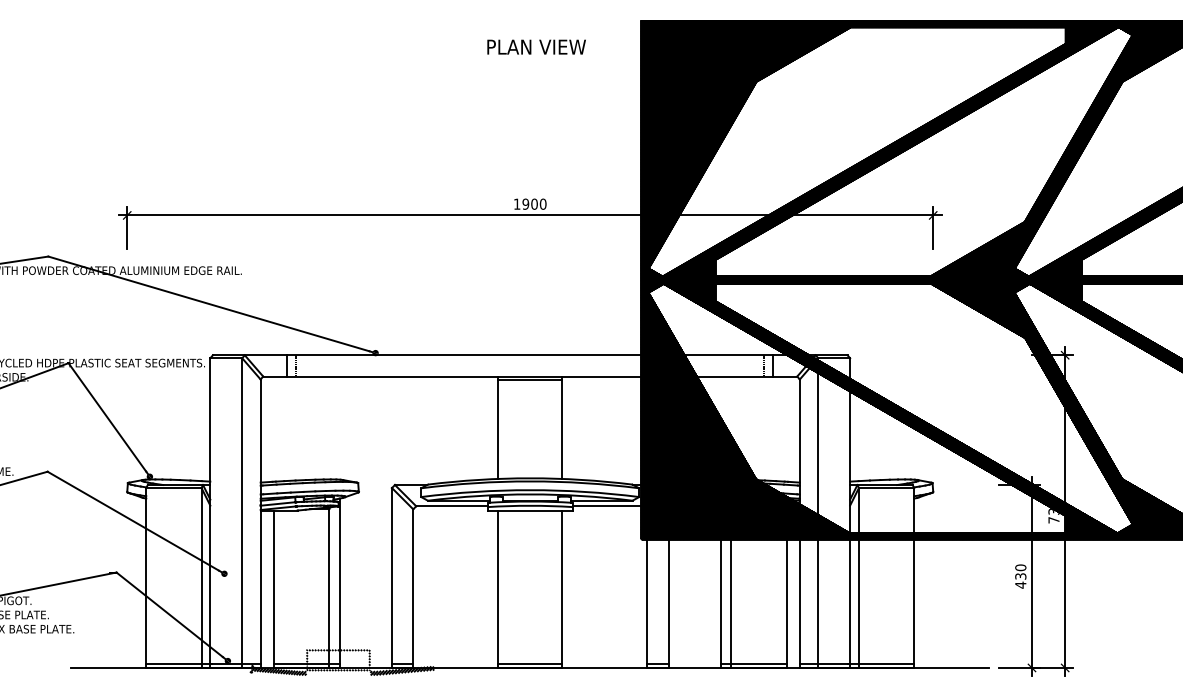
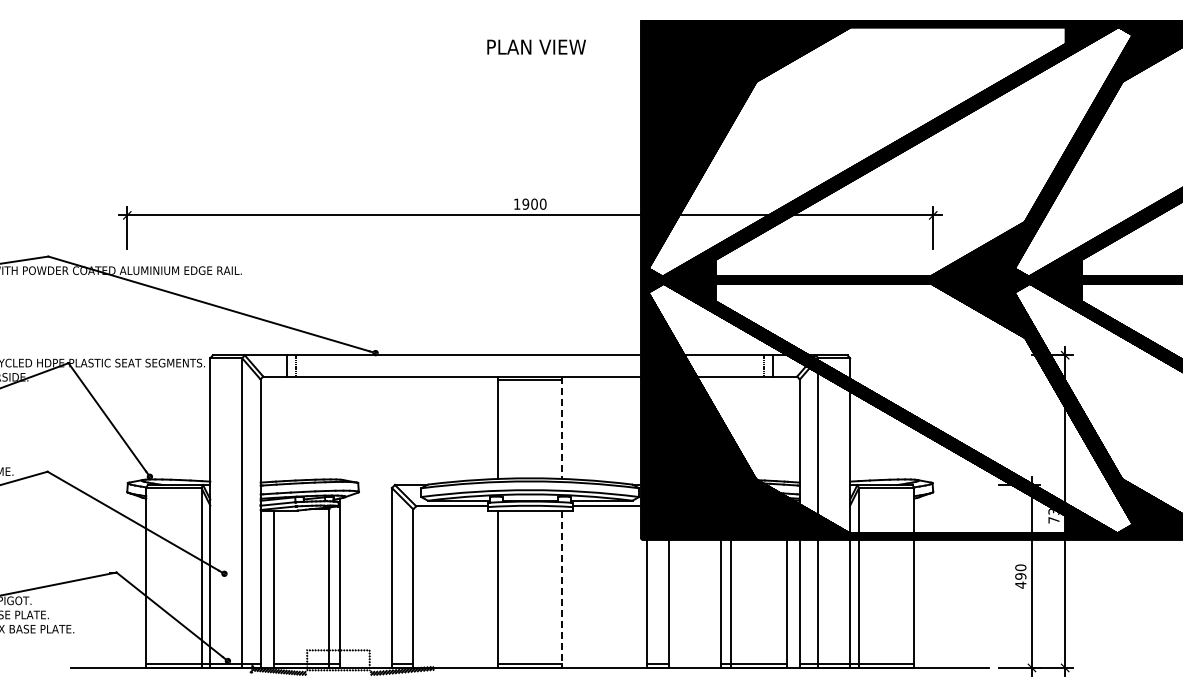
line: solid -> dashed (562, 428)
text: 430 -> 490 (1020, 576)
line: solid -> dashed (562, 589)
